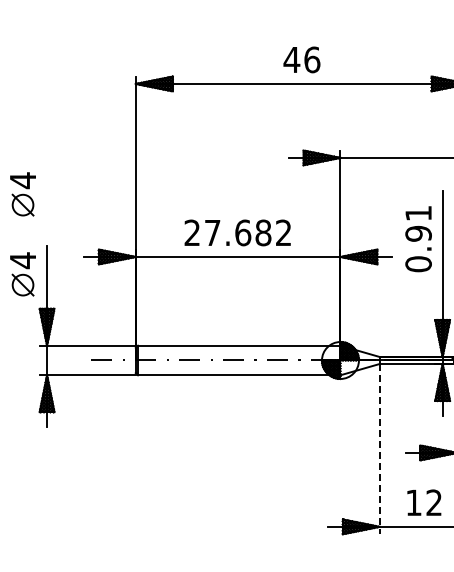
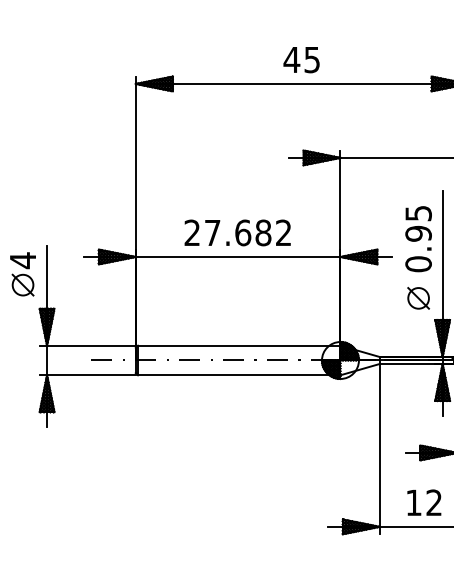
text: 46 -> 45 (312, 59)
part: present -> none (22, 194)
text: 0.91 -> 0.95 (418, 213)
part: none -> present (418, 298)
line: dashed -> solid (379, 449)
